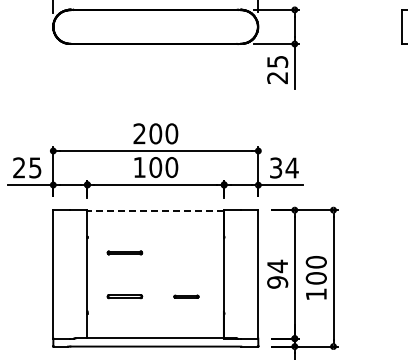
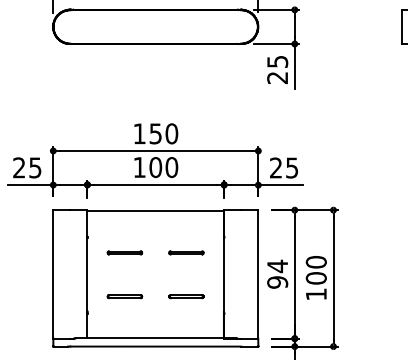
text: 200 -> 150 (147, 133)
text: 34 -> 25 (284, 167)
line: dashed -> solid (155, 211)
part: none -> present (186, 252)
part size: 27x5 px -> 37x6 px (186, 296)
